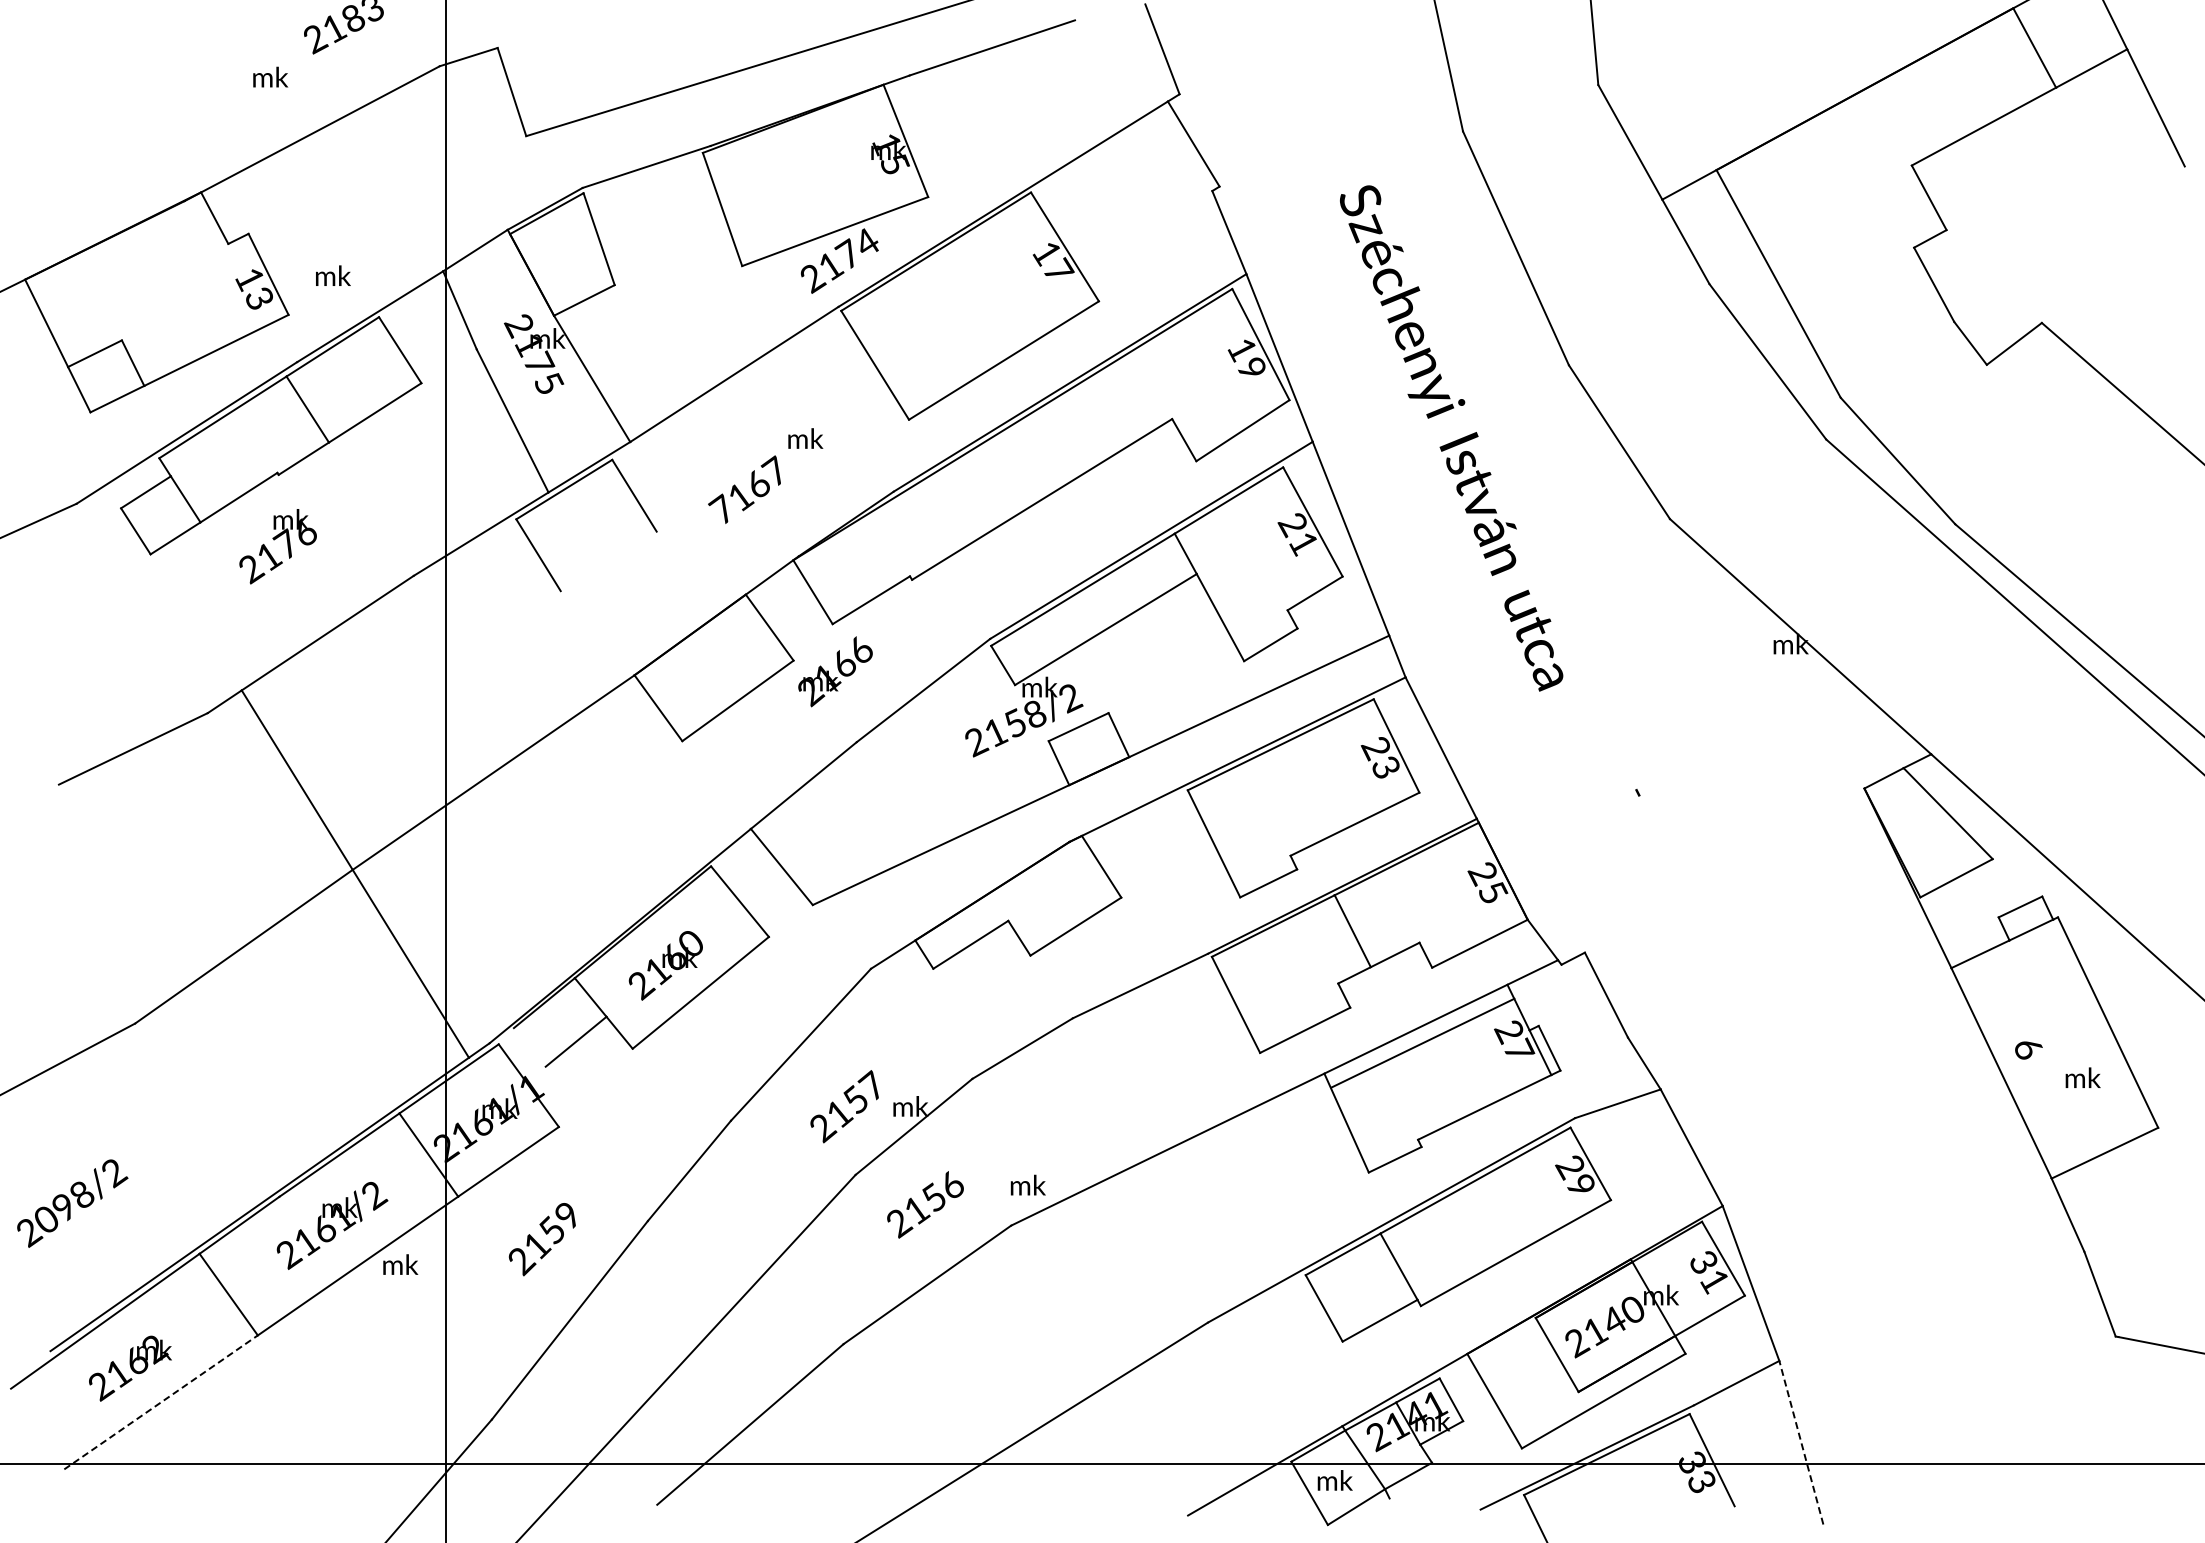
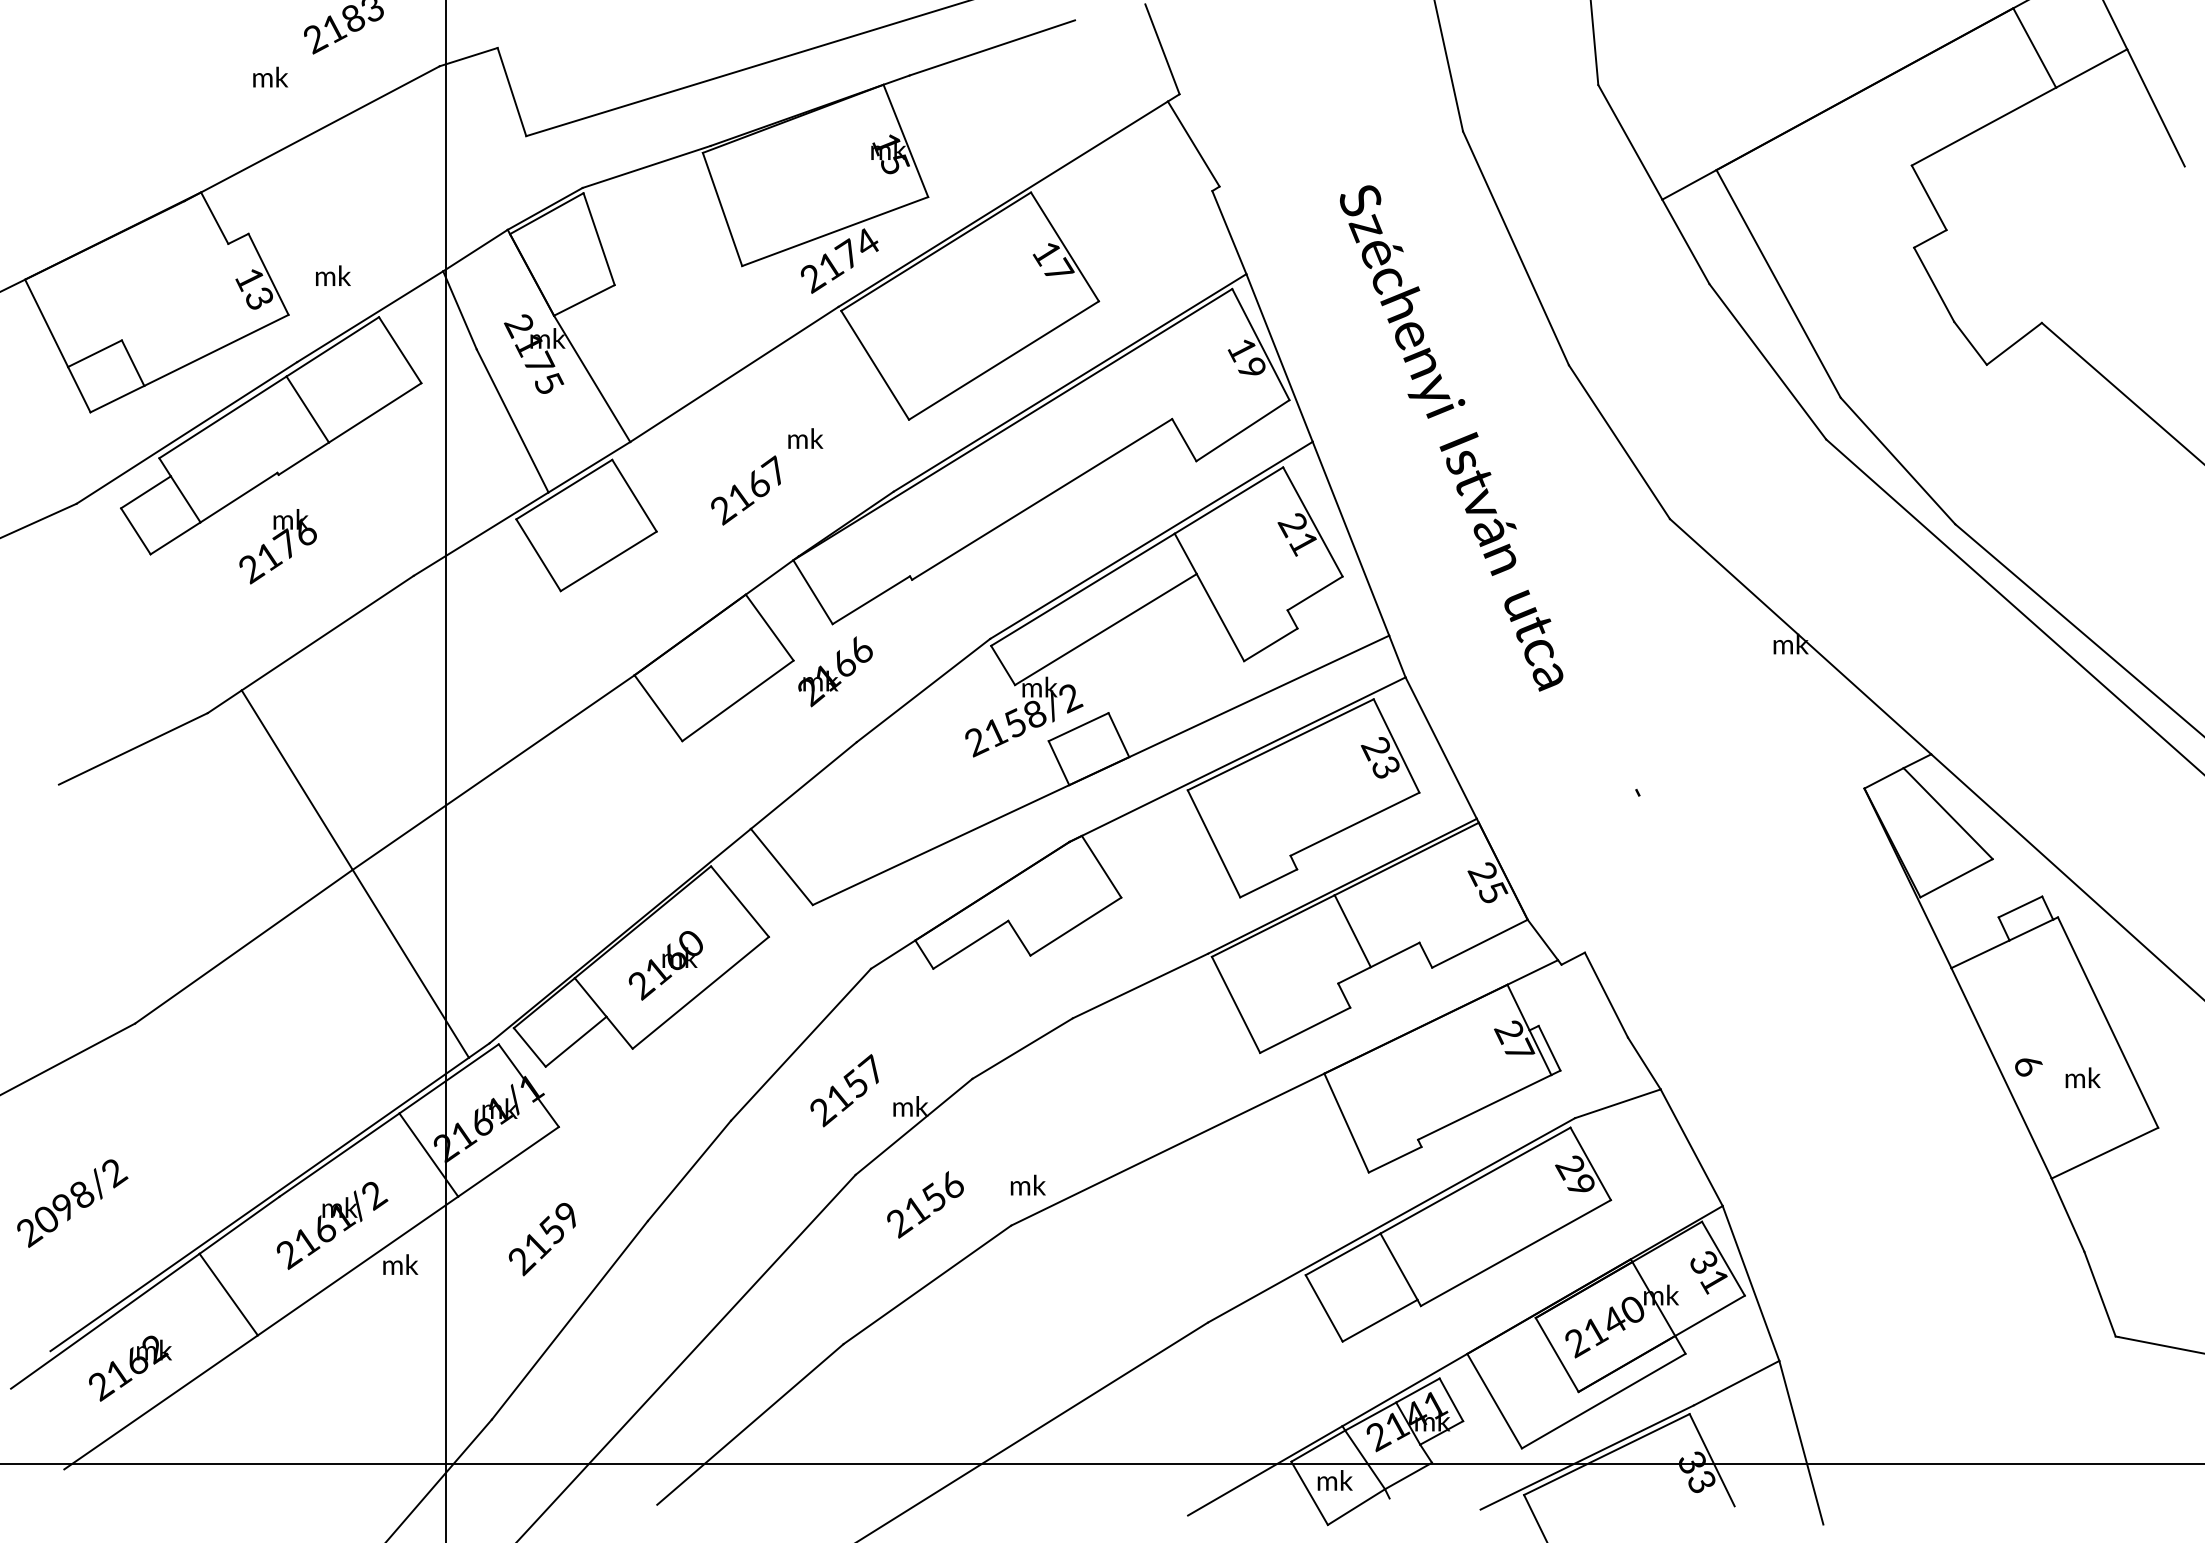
text: 7167 -> 2167 (722, 509)
line: none -> present (608, 561)
line position: (1422, 1042) -> (1415, 1028) (1415, 1028)
line: none -> present (529, 1047)
text position: (2028, 1050) -> (2028, 1067) (2028, 1067)
text position: (844, 1106) -> (844, 1090) (844, 1090)
line: dashed -> solid (161, 1402)
line: dashed -> solid (1801, 1442)
